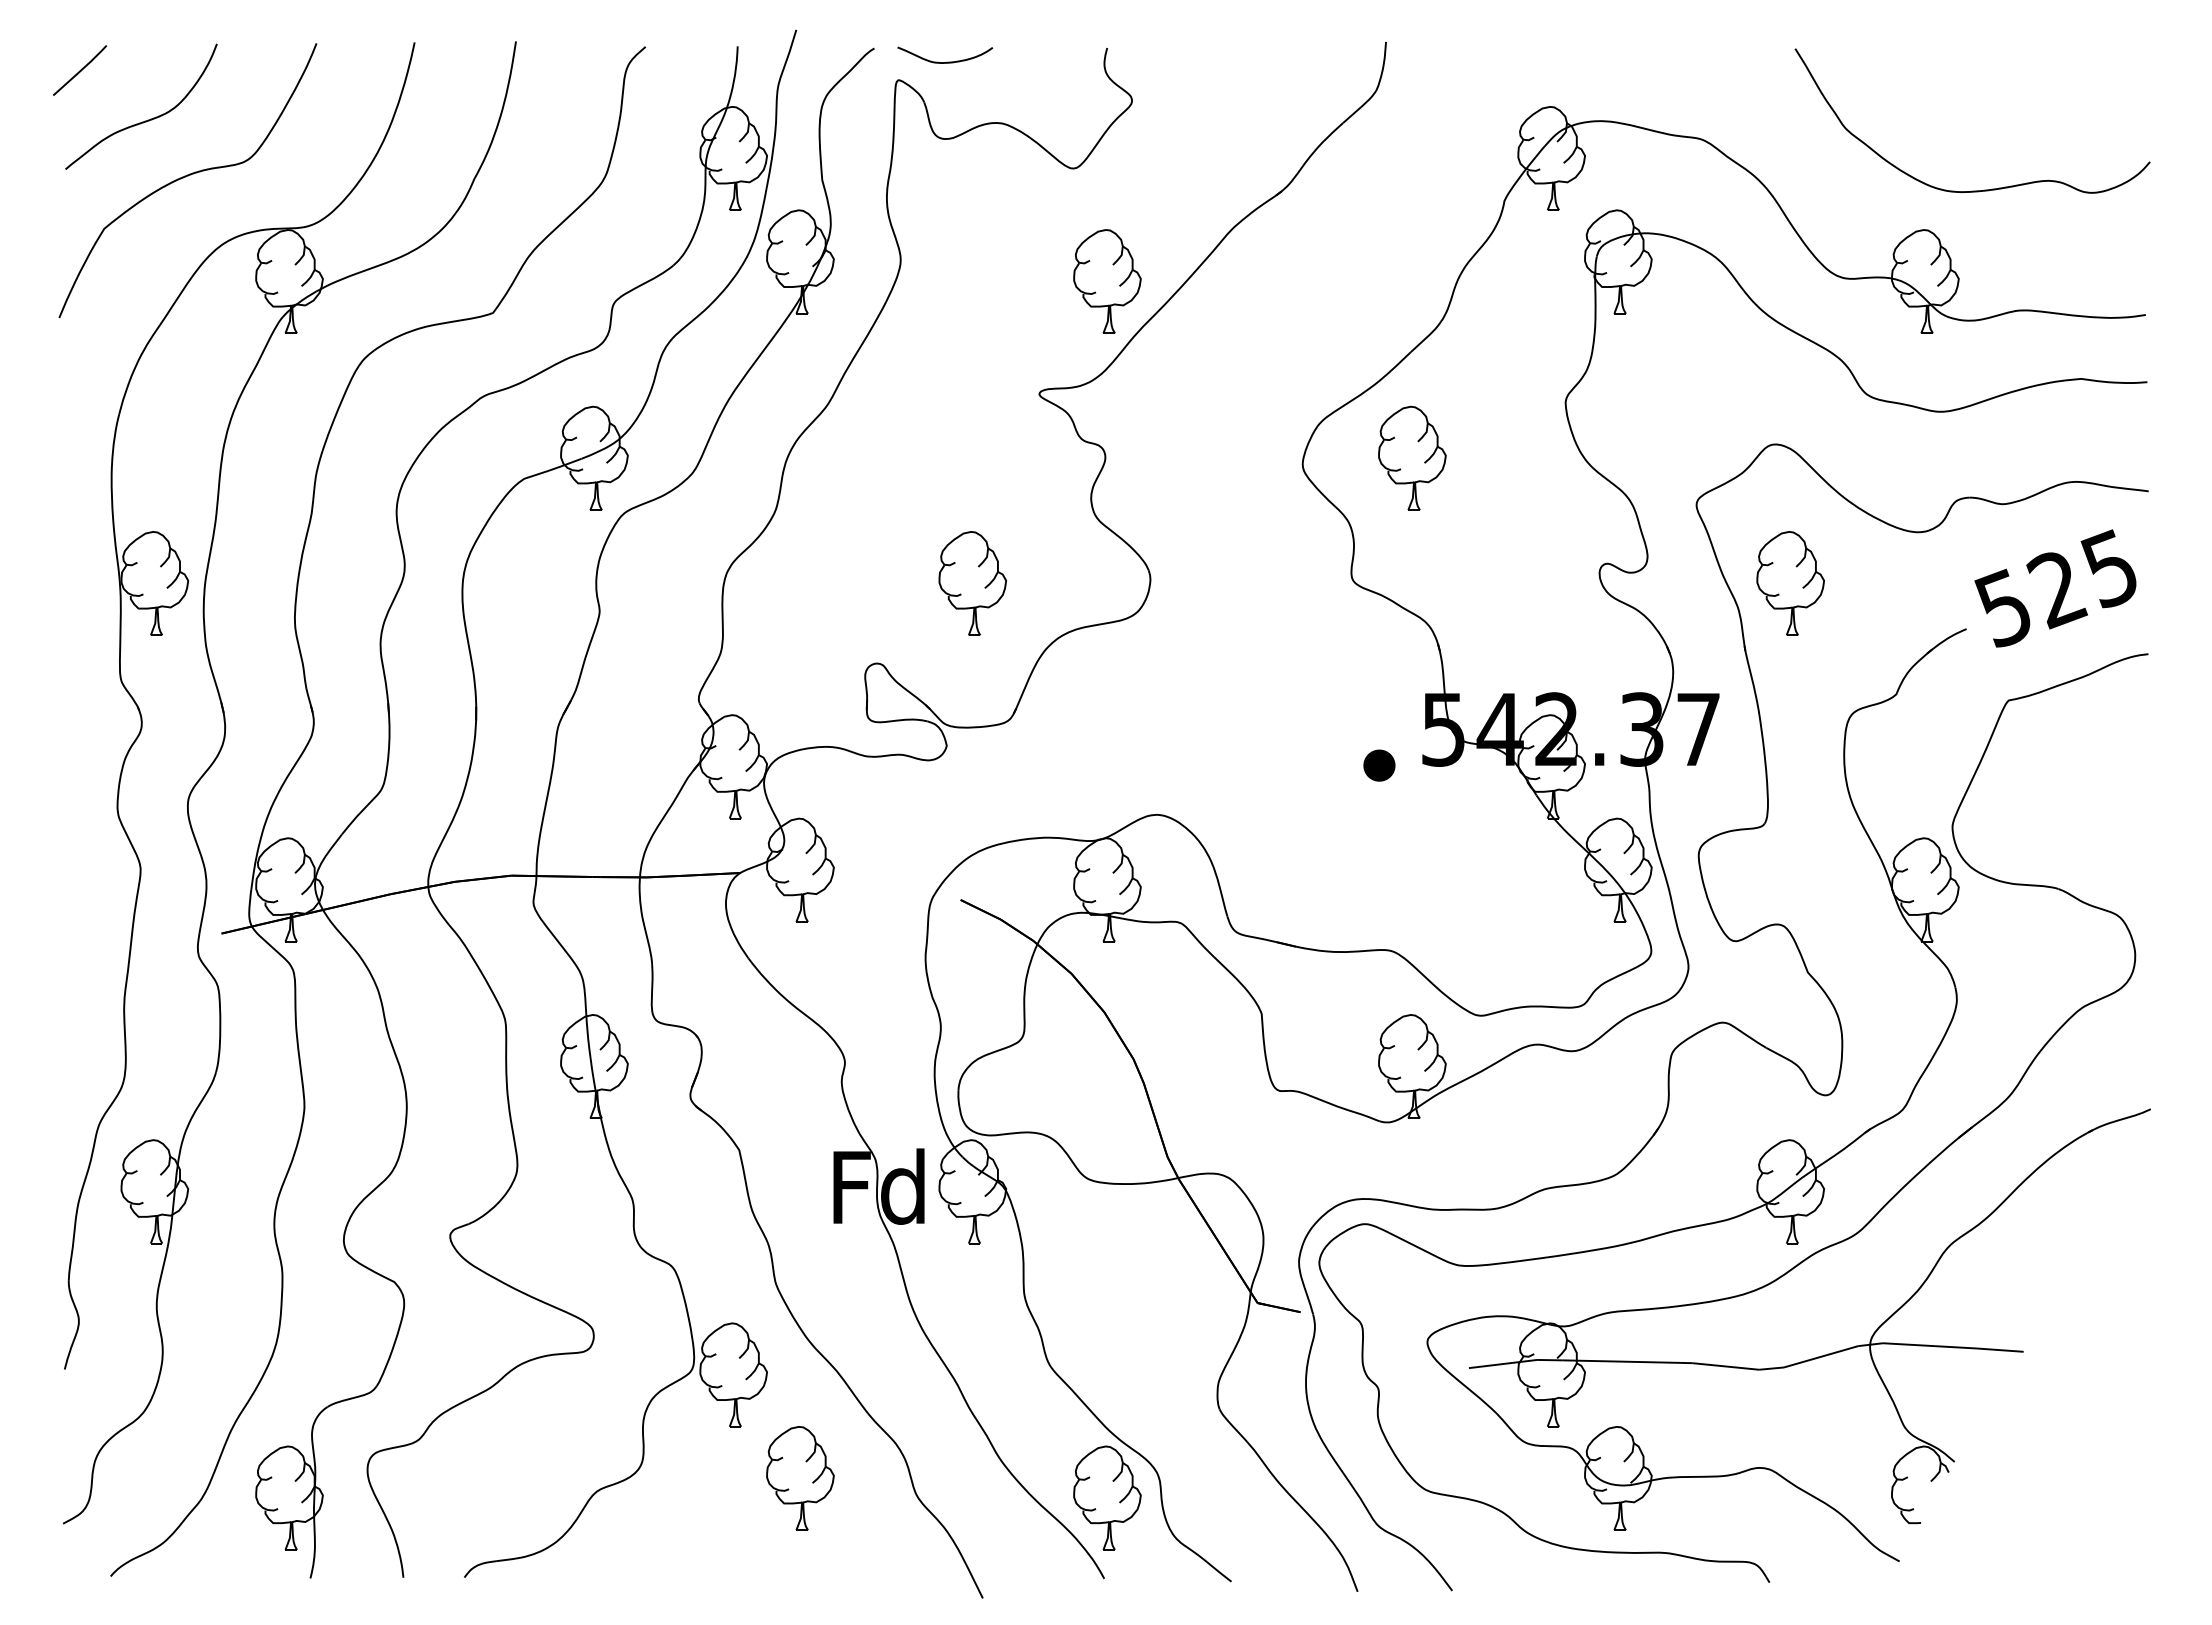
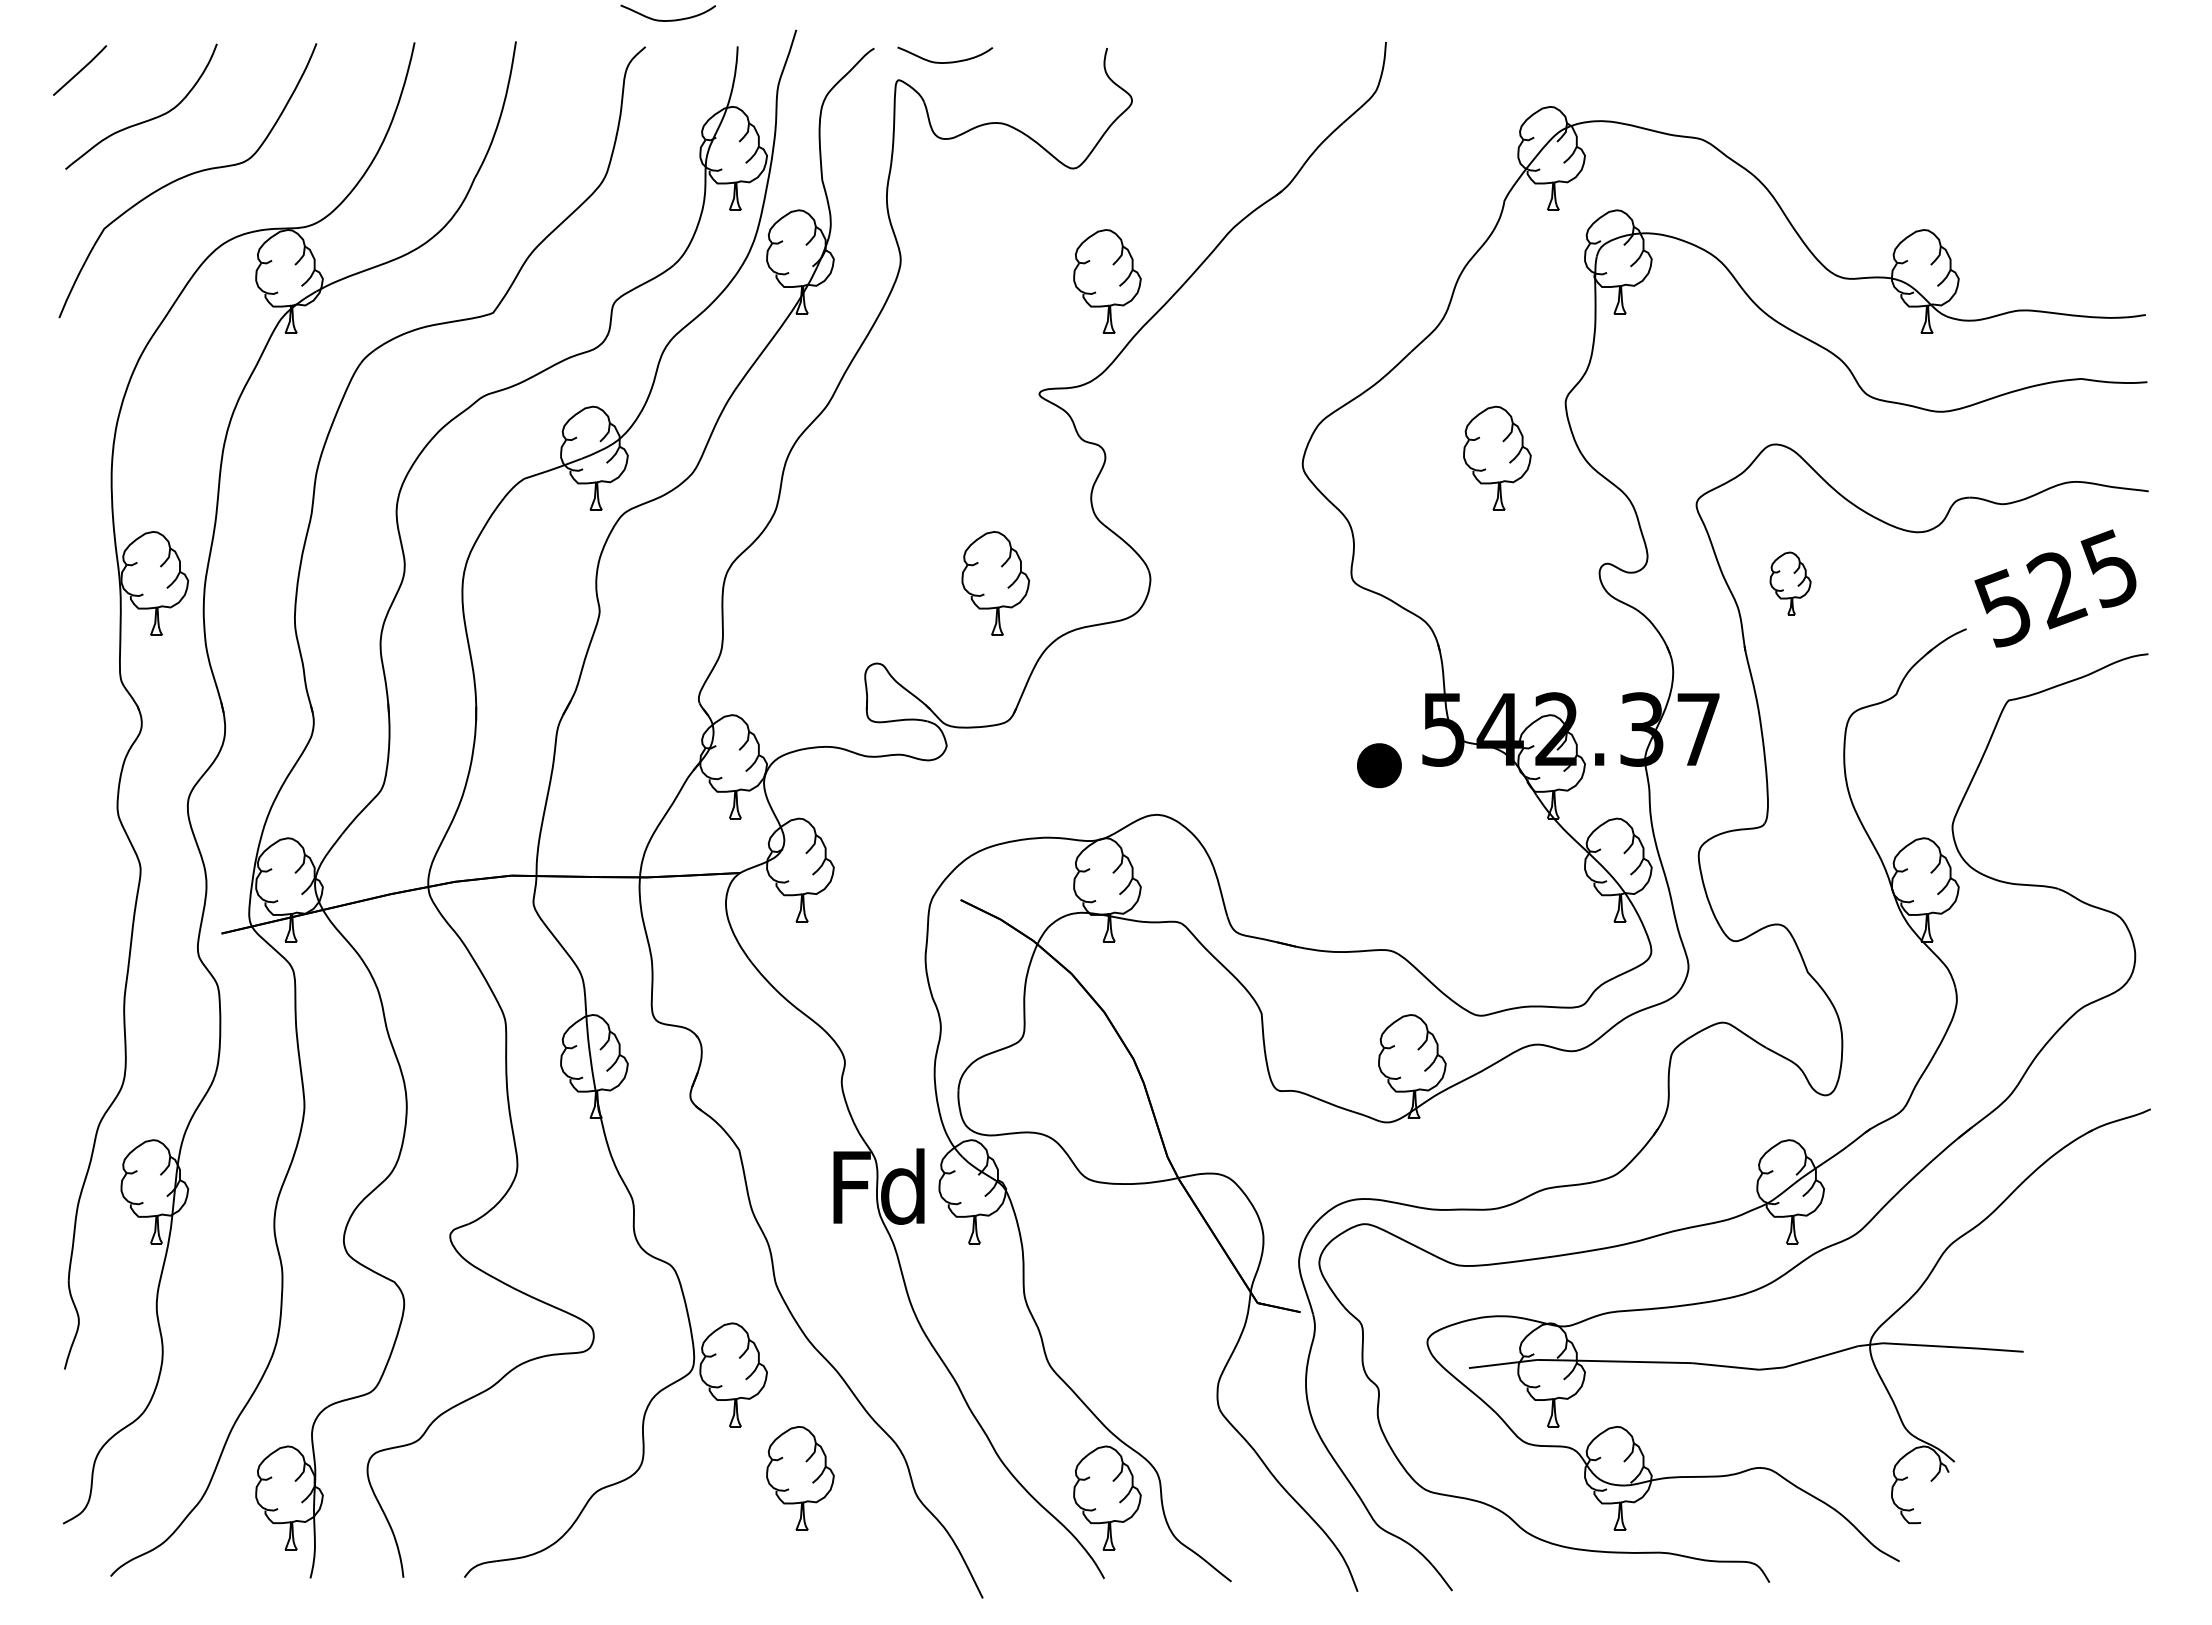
curve: none -> present (670, 19)
part: present -> none (1972, 190)
part position: (1412, 457) -> (1497, 457) (1497, 457)
part position: (972, 583) -> (995, 583) (995, 583)
part size: 69x105 px -> 43x65 px (1790, 583)
part size: 33x33 px -> 45x46 px (1379, 765)
